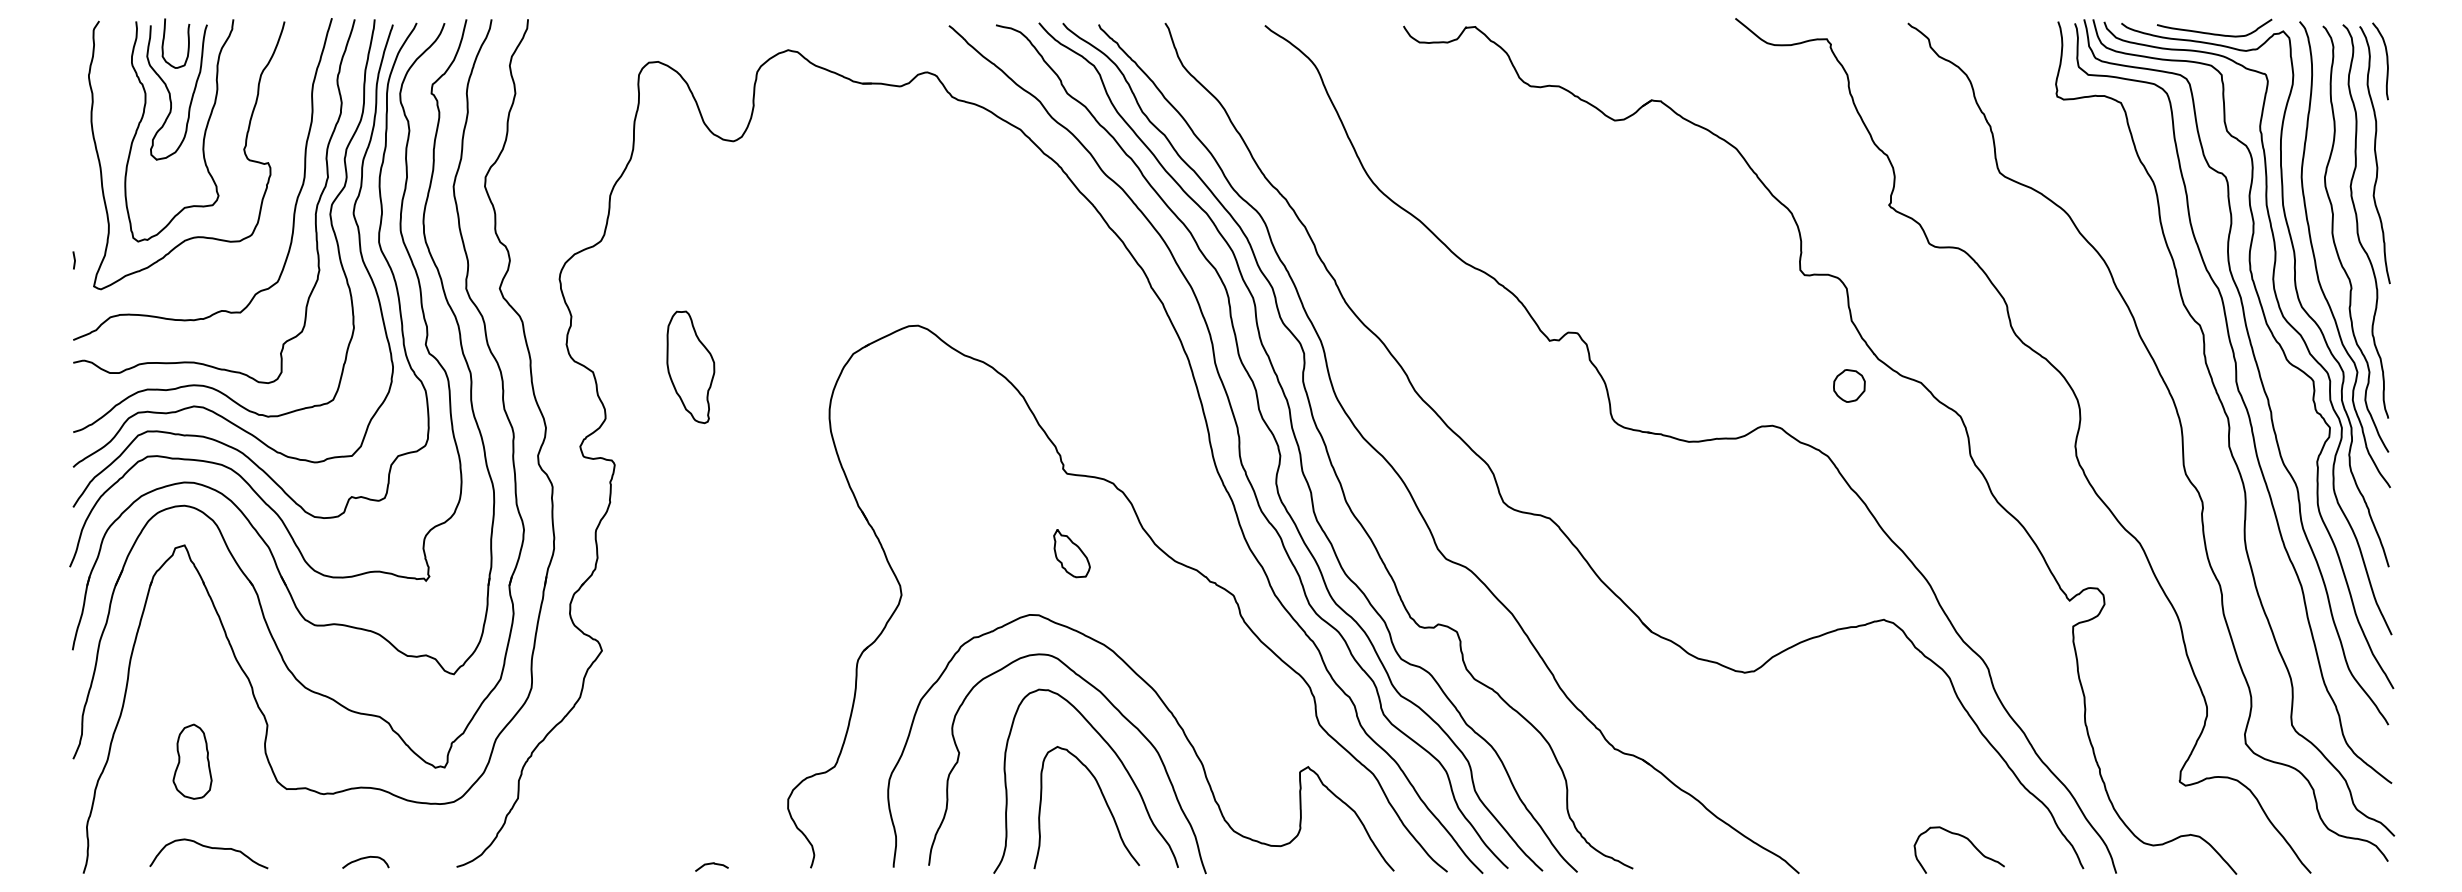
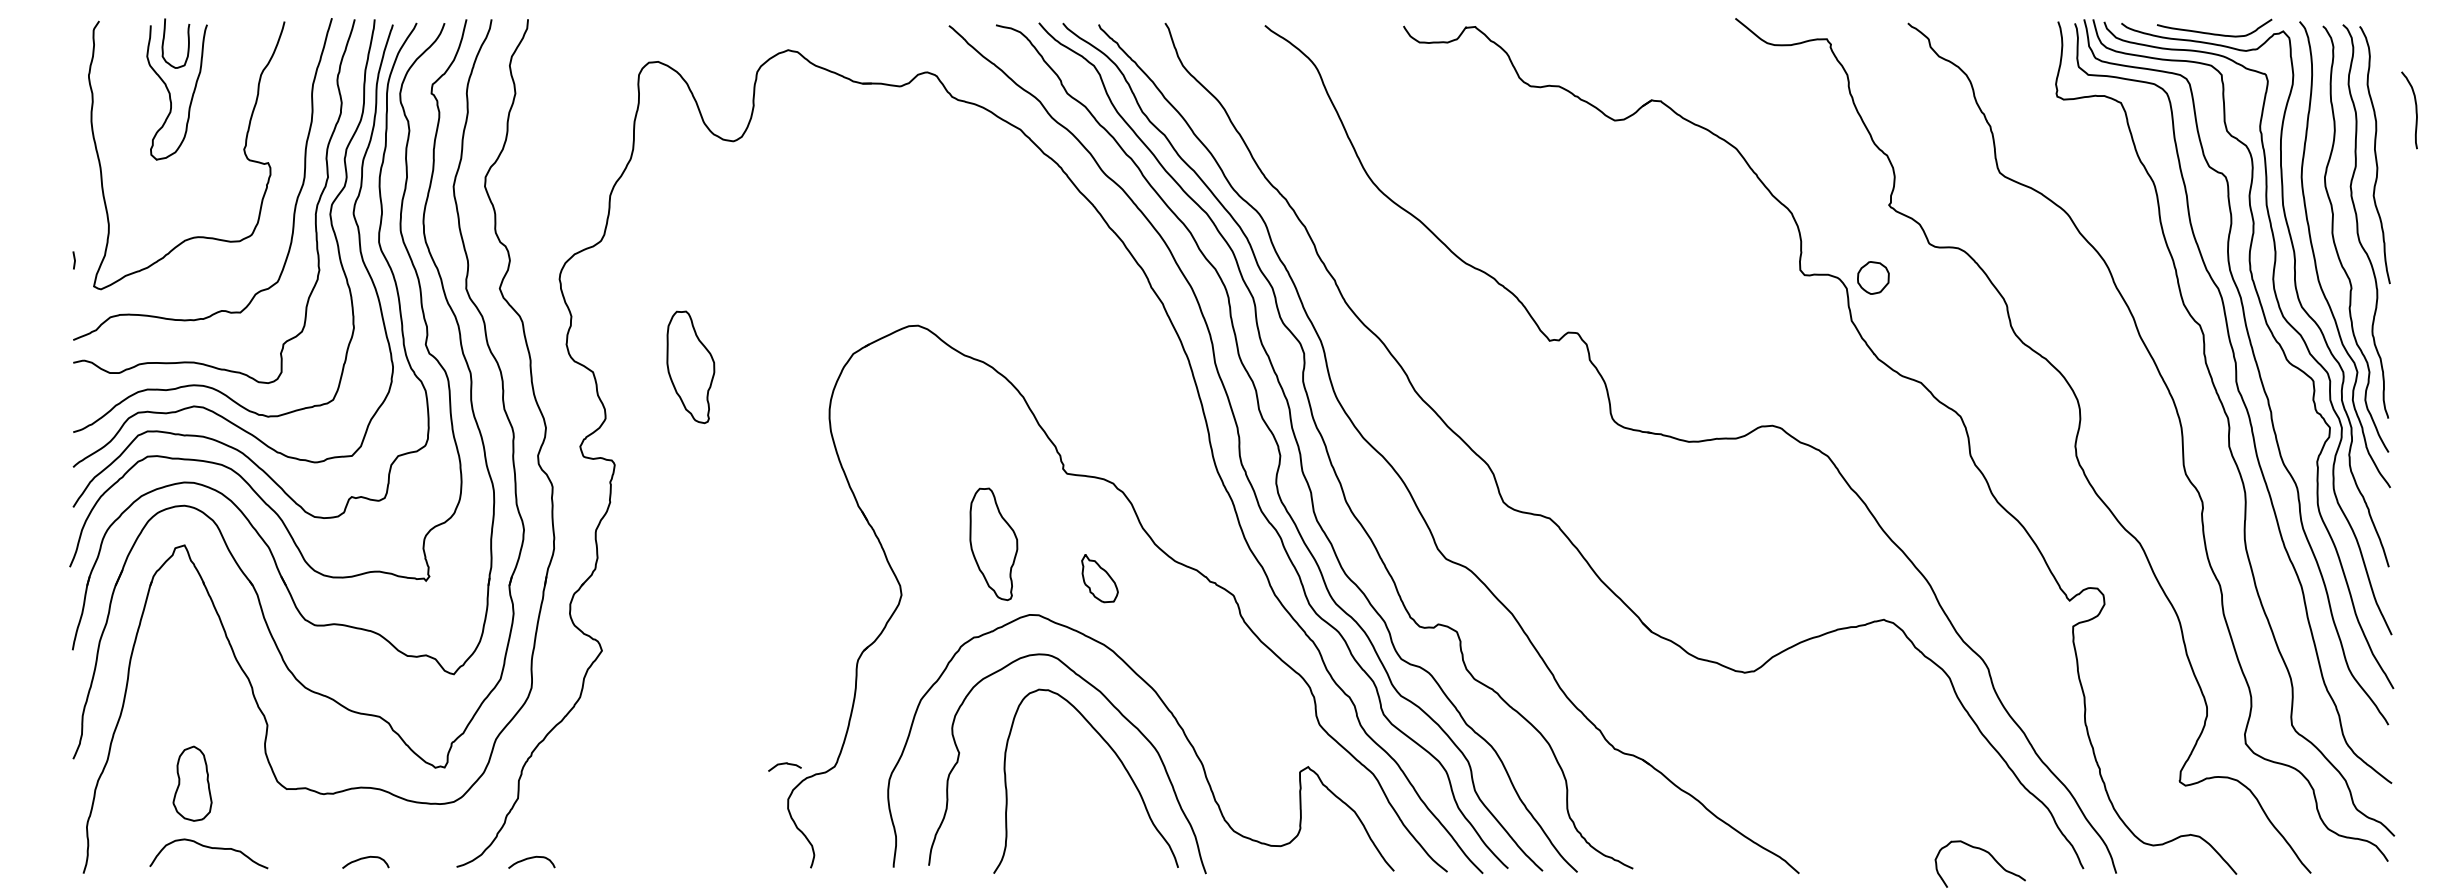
curve position: (2386, 61) -> (2415, 110) (2415, 110)
curve: present -> none (203, 135)
part position: (1849, 385) -> (1873, 277) (1873, 277)
part: none -> present (993, 544)
part position: (1071, 553) -> (1099, 578) (1099, 578)
part position: (192, 761) -> (192, 783) (192, 783)
curve: present -> none (1104, 801)
curve position: (1964, 838) -> (1985, 852) (1985, 852)
curve: none -> present (529, 859)
curve position: (711, 864) -> (784, 764) (784, 764)
